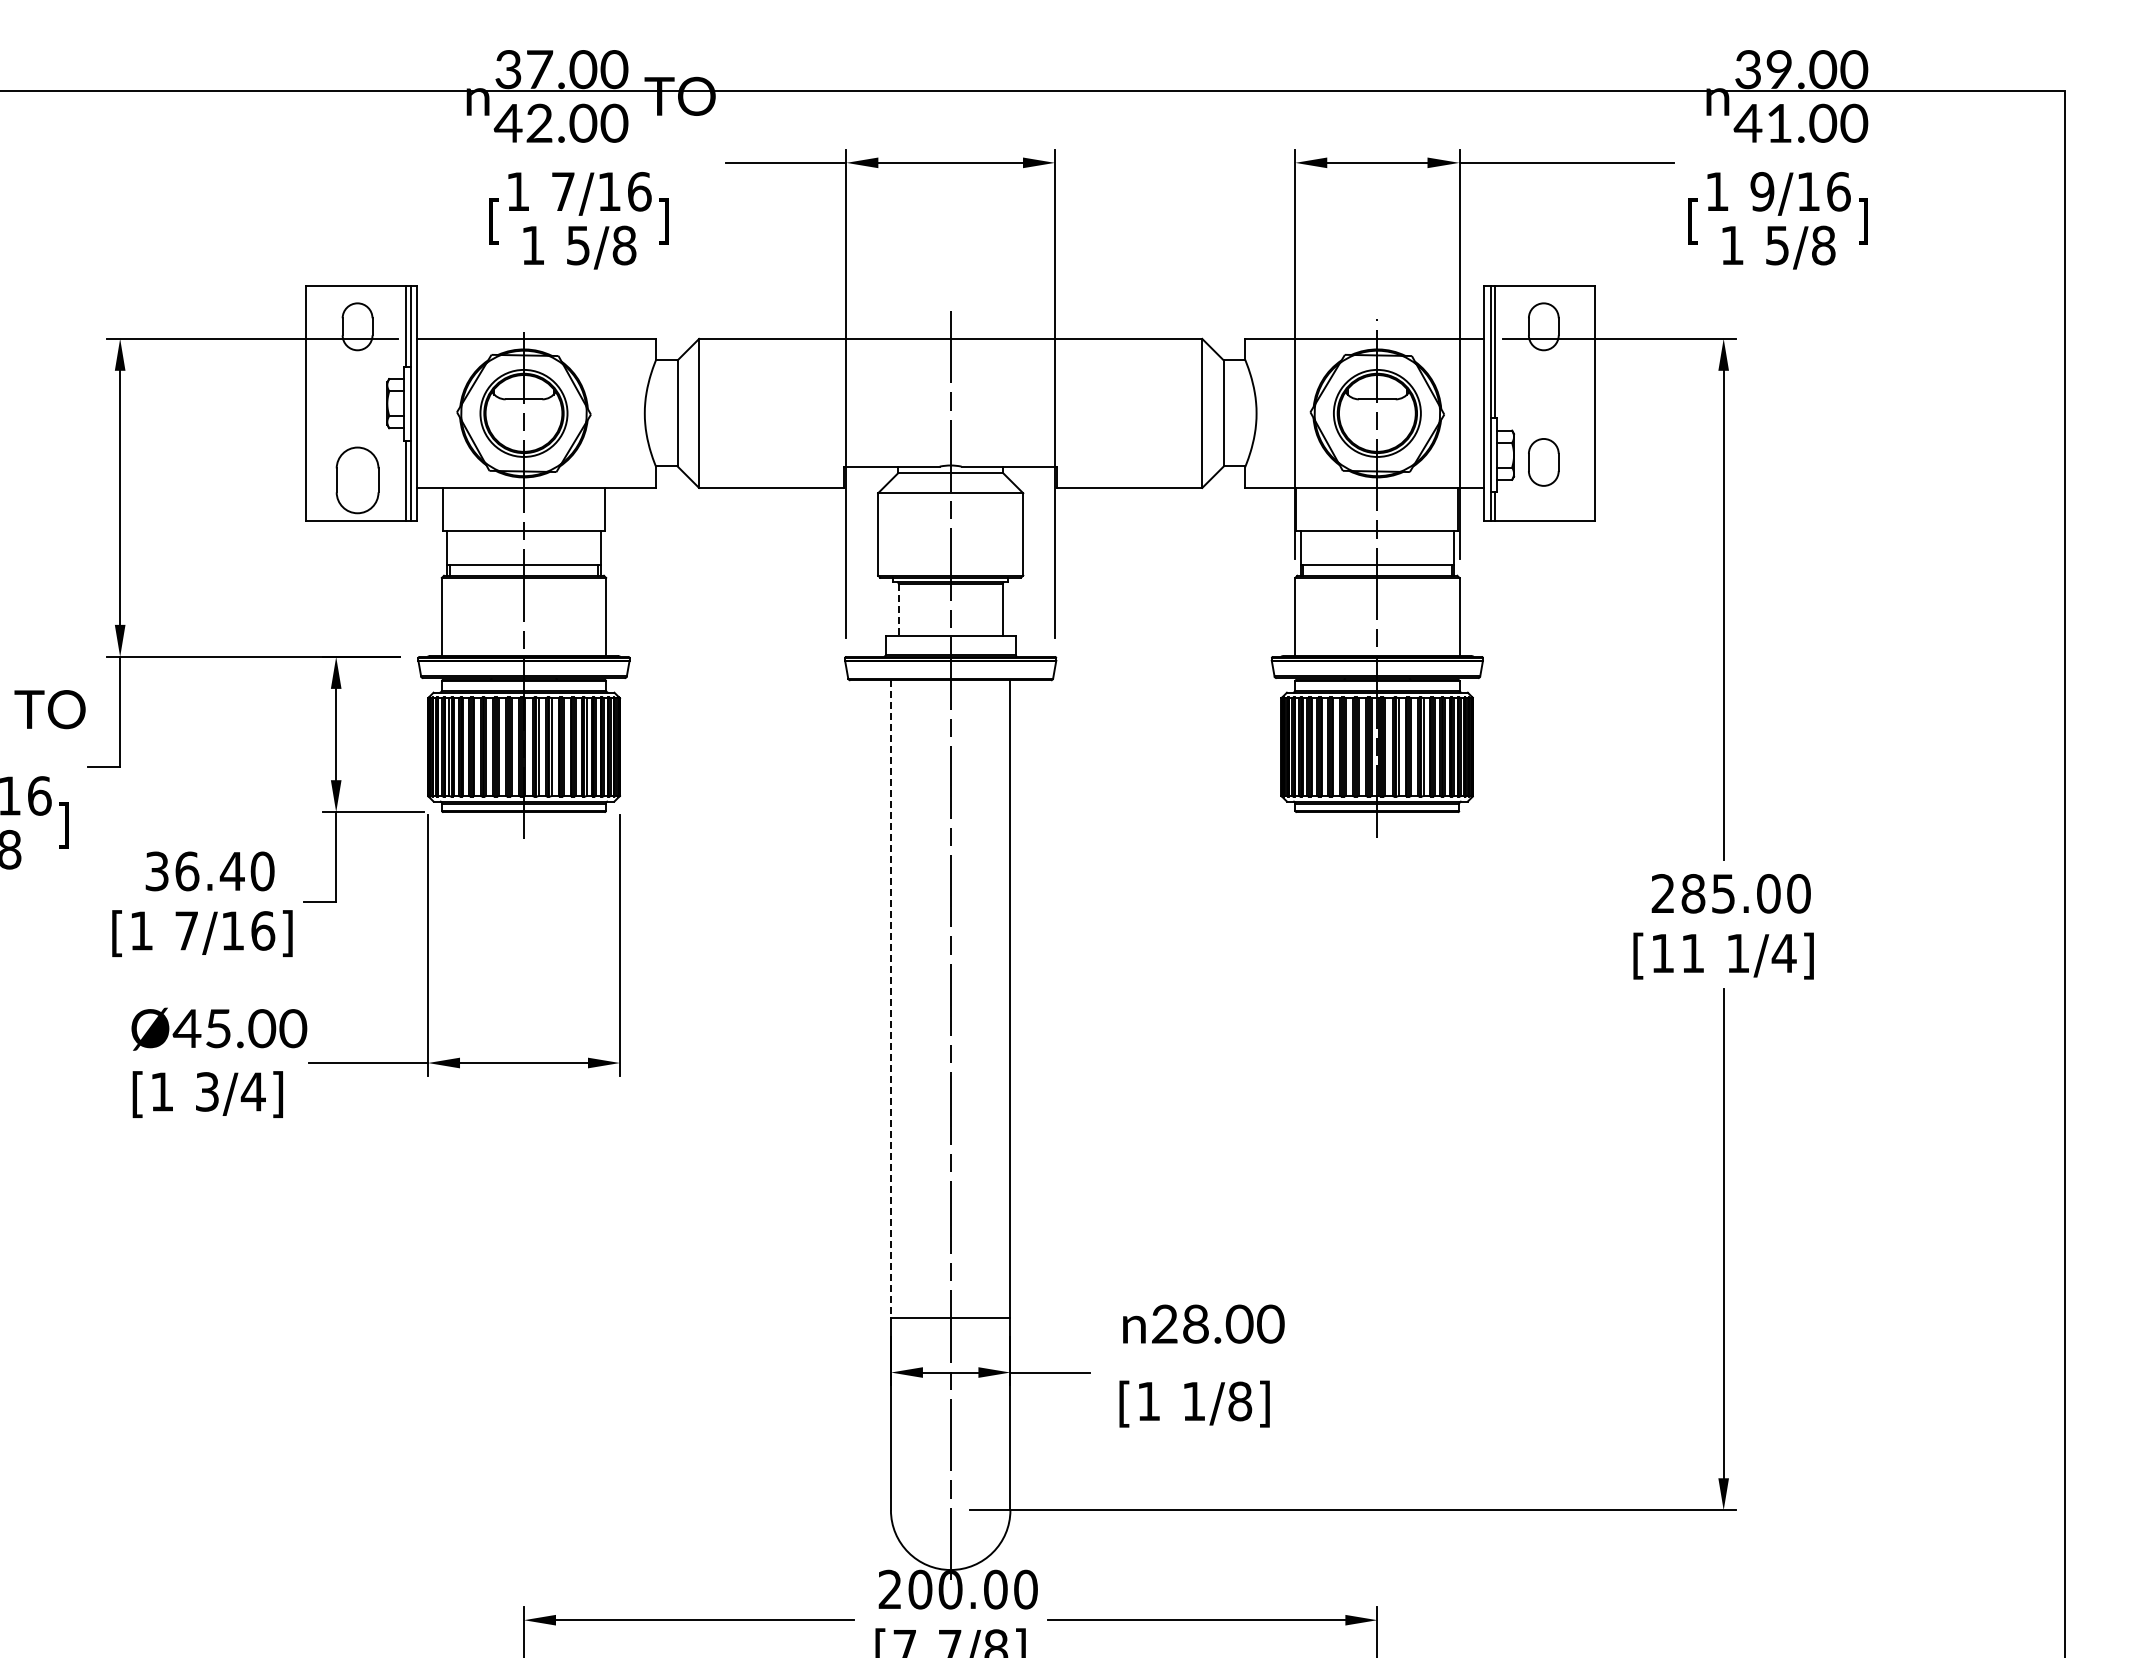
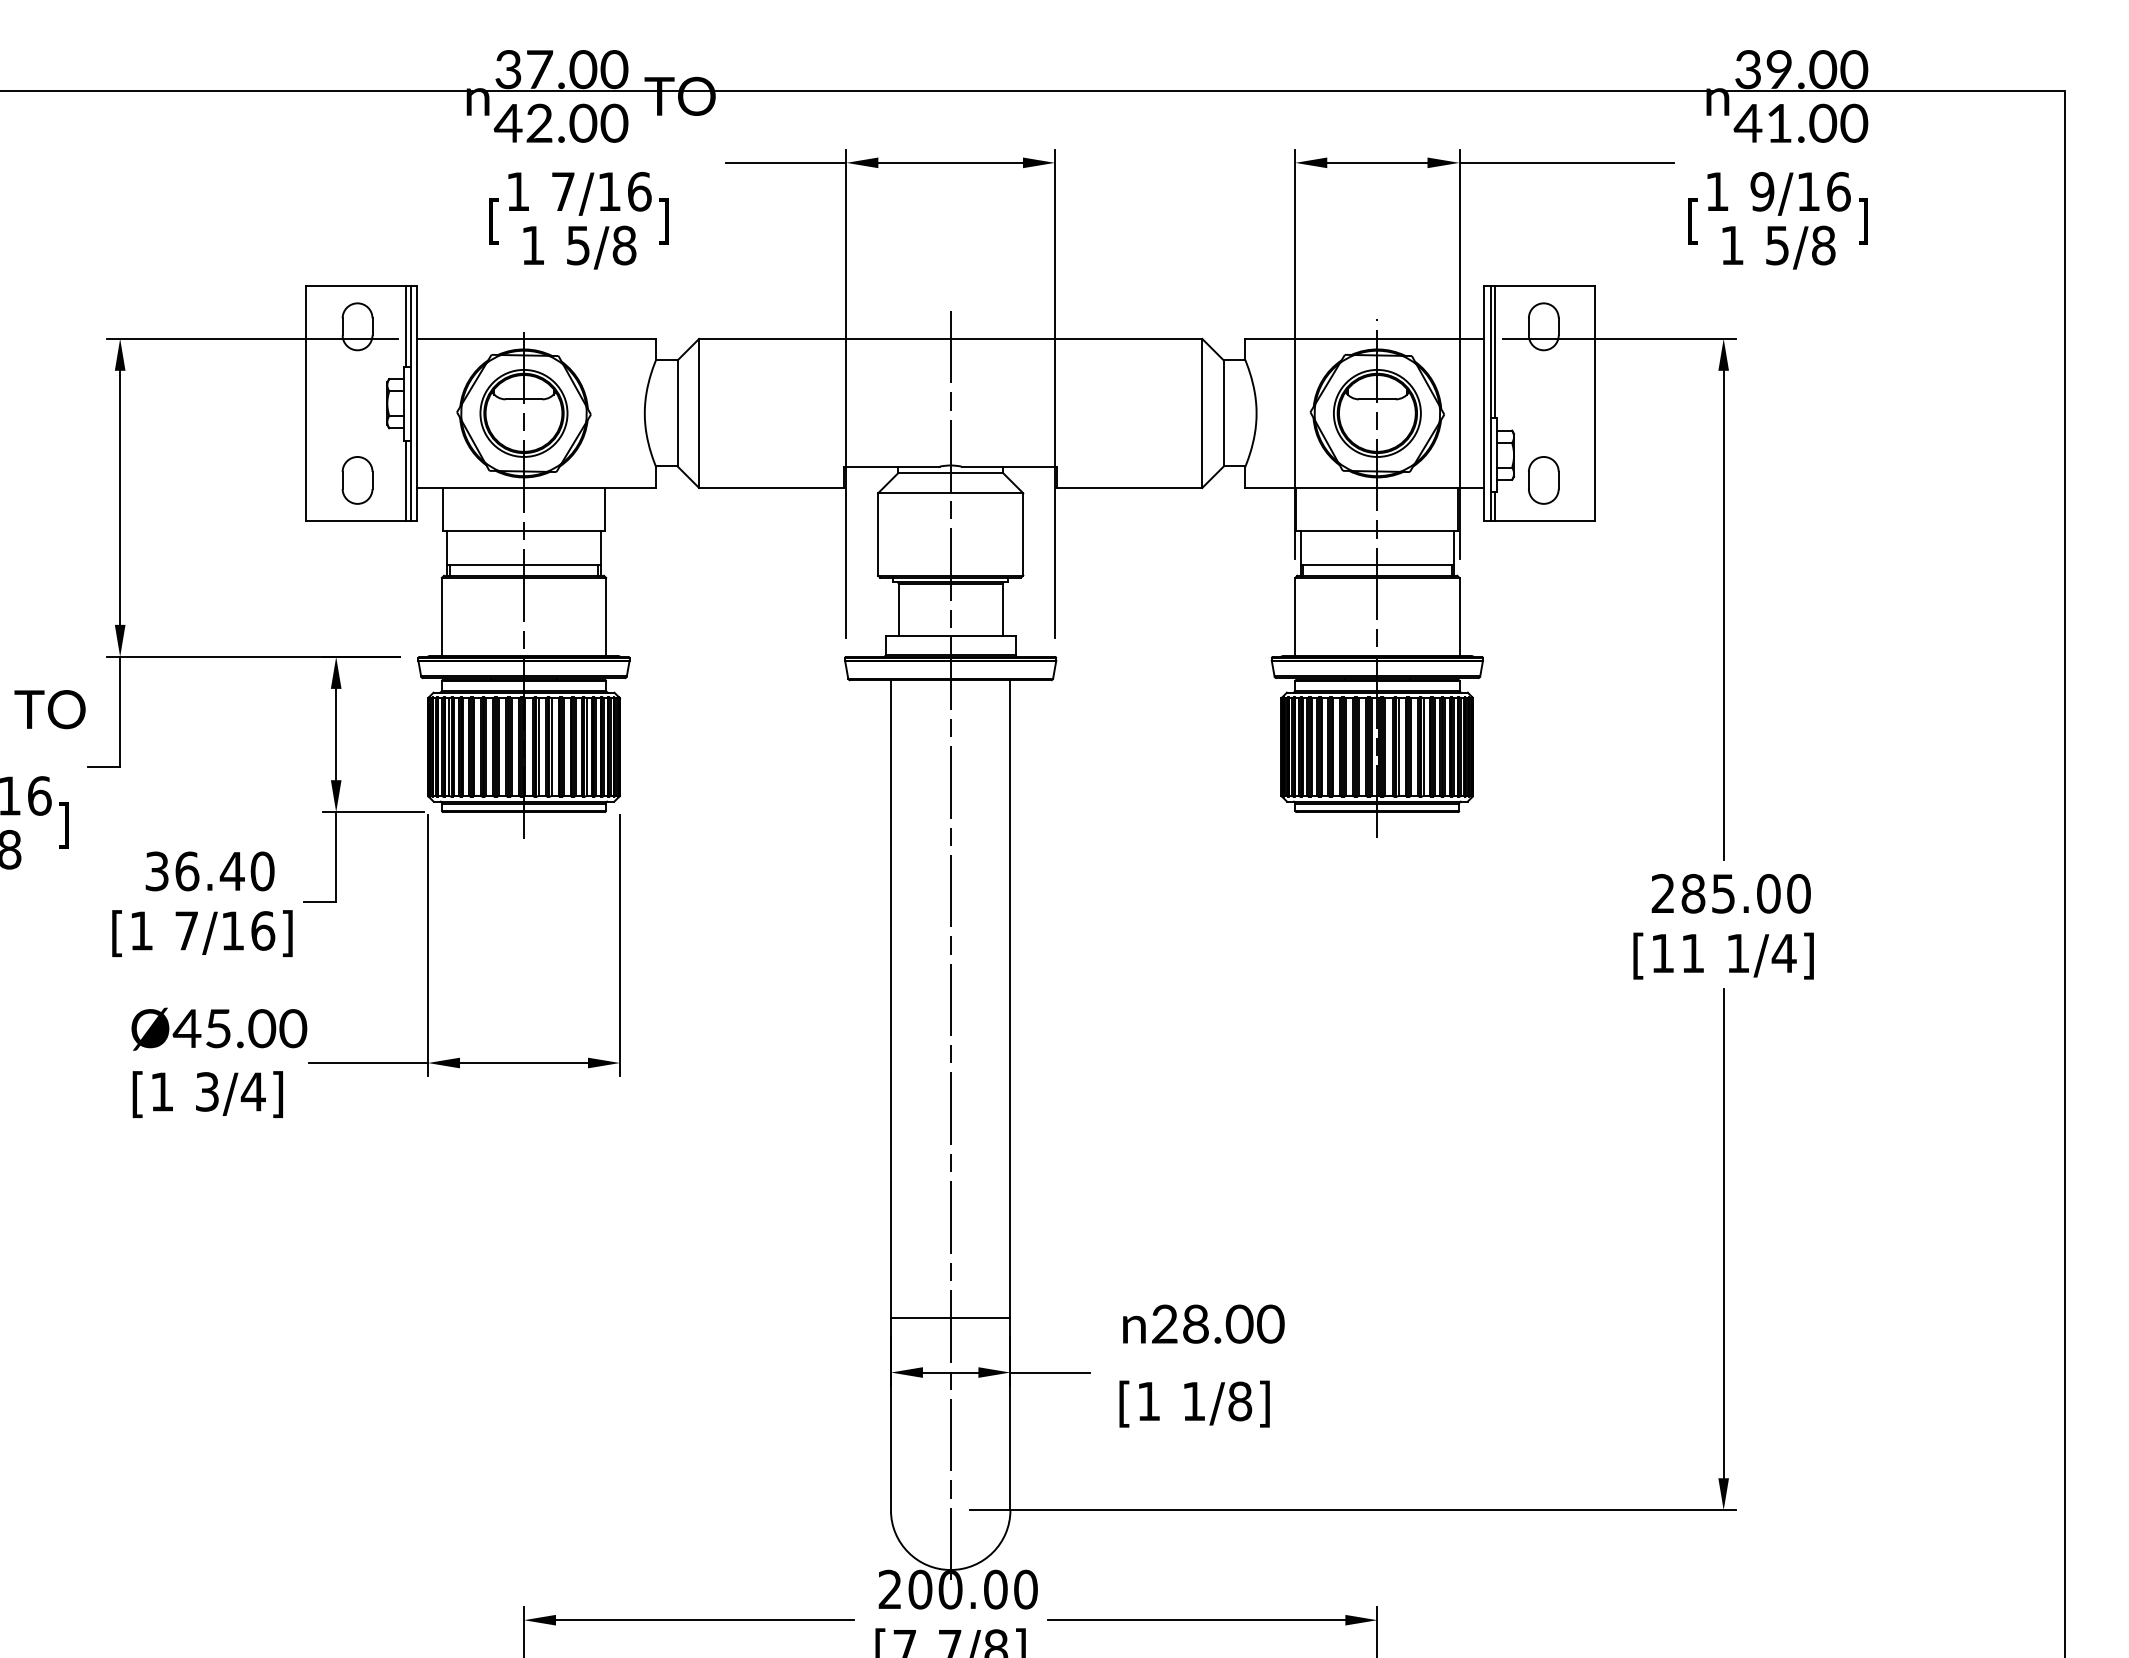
part position: (1543, 462) -> (1543, 480) (1543, 480)
part size: 45x69 px -> 33x49 px (357, 480)
line: dashed -> solid (898, 609)
line: dashed -> solid (890, 999)
